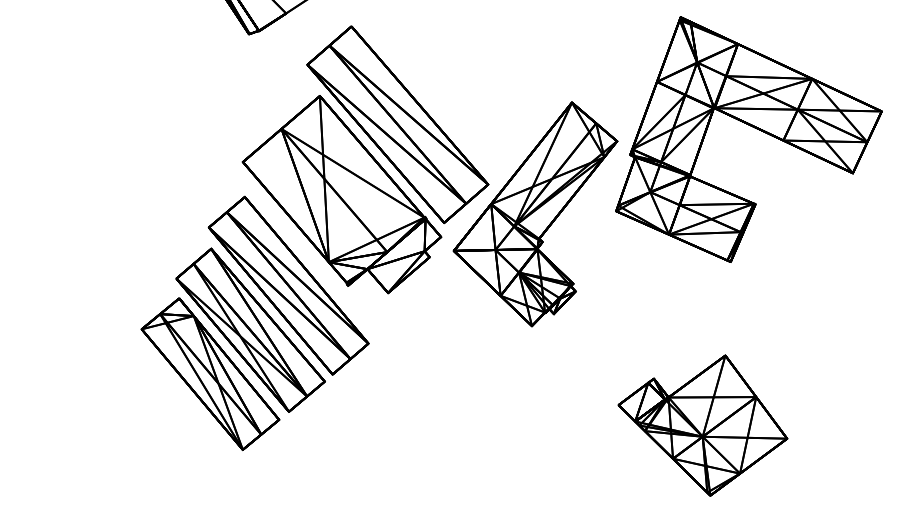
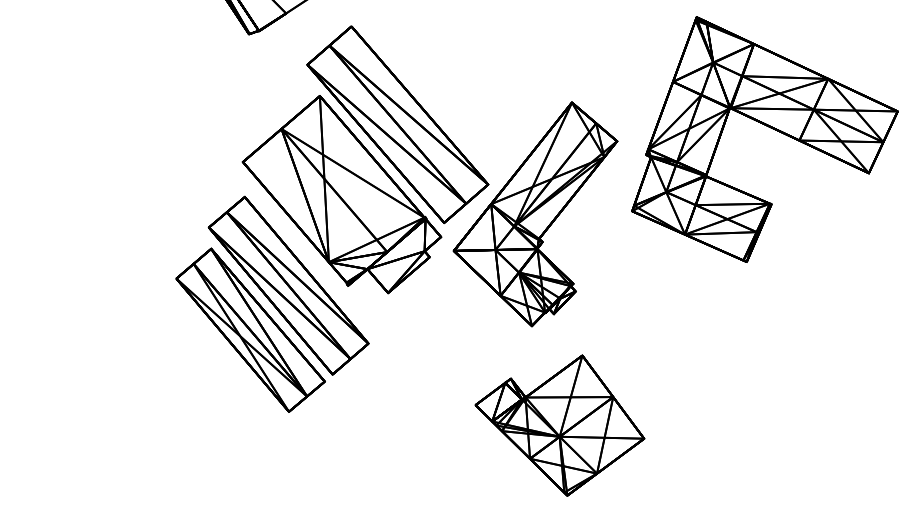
part position: (754, 128) -> (770, 128) (770, 128)
part: present -> none (210, 373)
part position: (702, 425) -> (559, 425) (559, 425)
